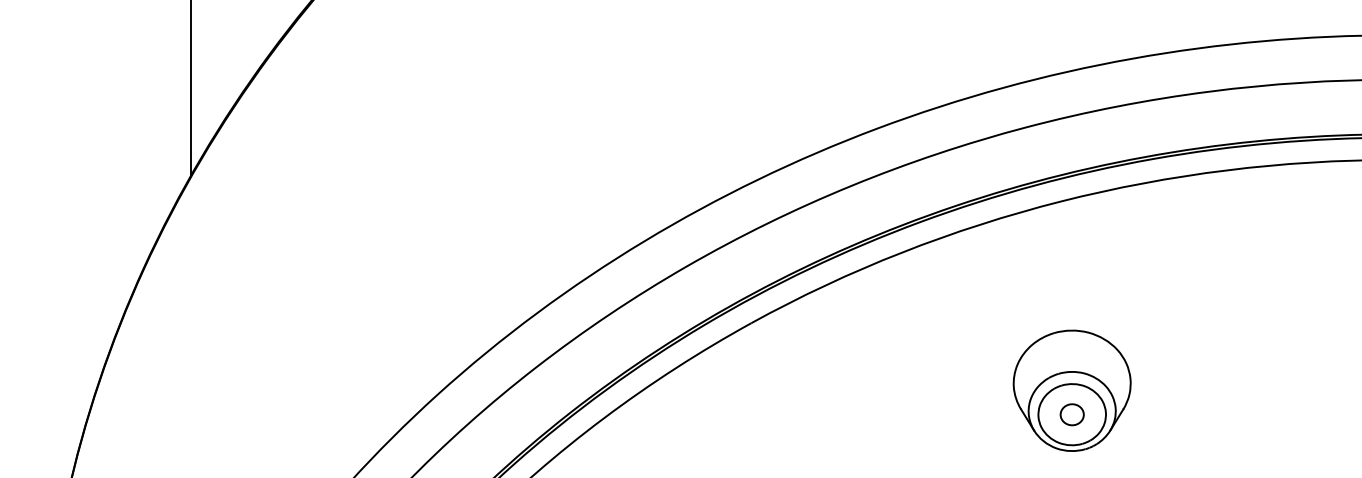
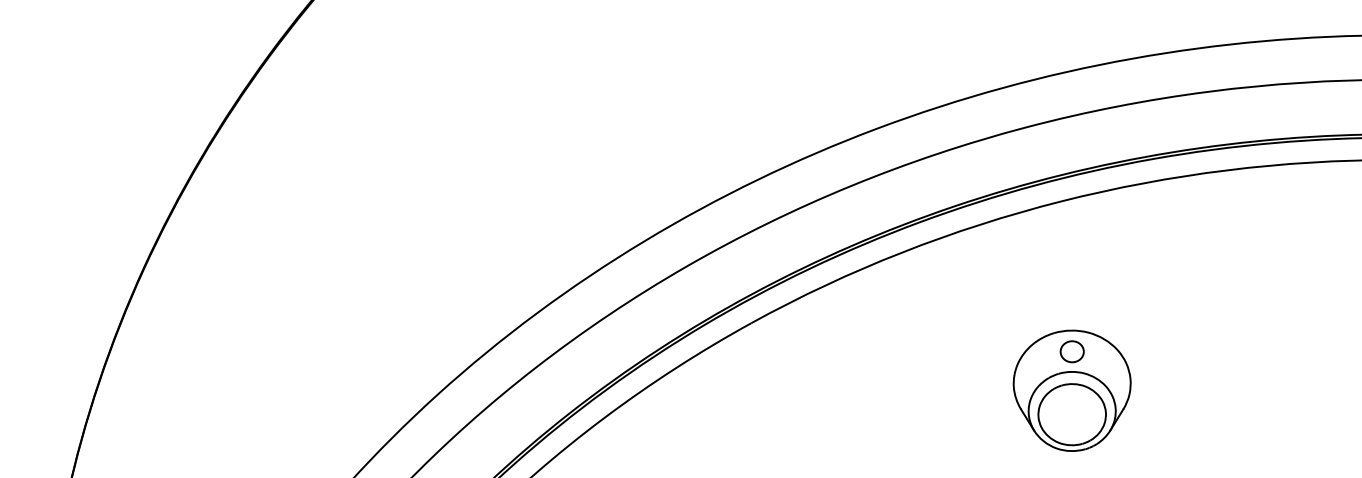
line: present -> none (191, 88)
part position: (1071, 414) -> (1071, 351) (1071, 351)
